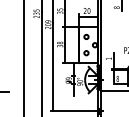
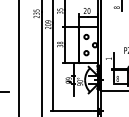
line position: (24, 57) -> (19, 57) (19, 57)
